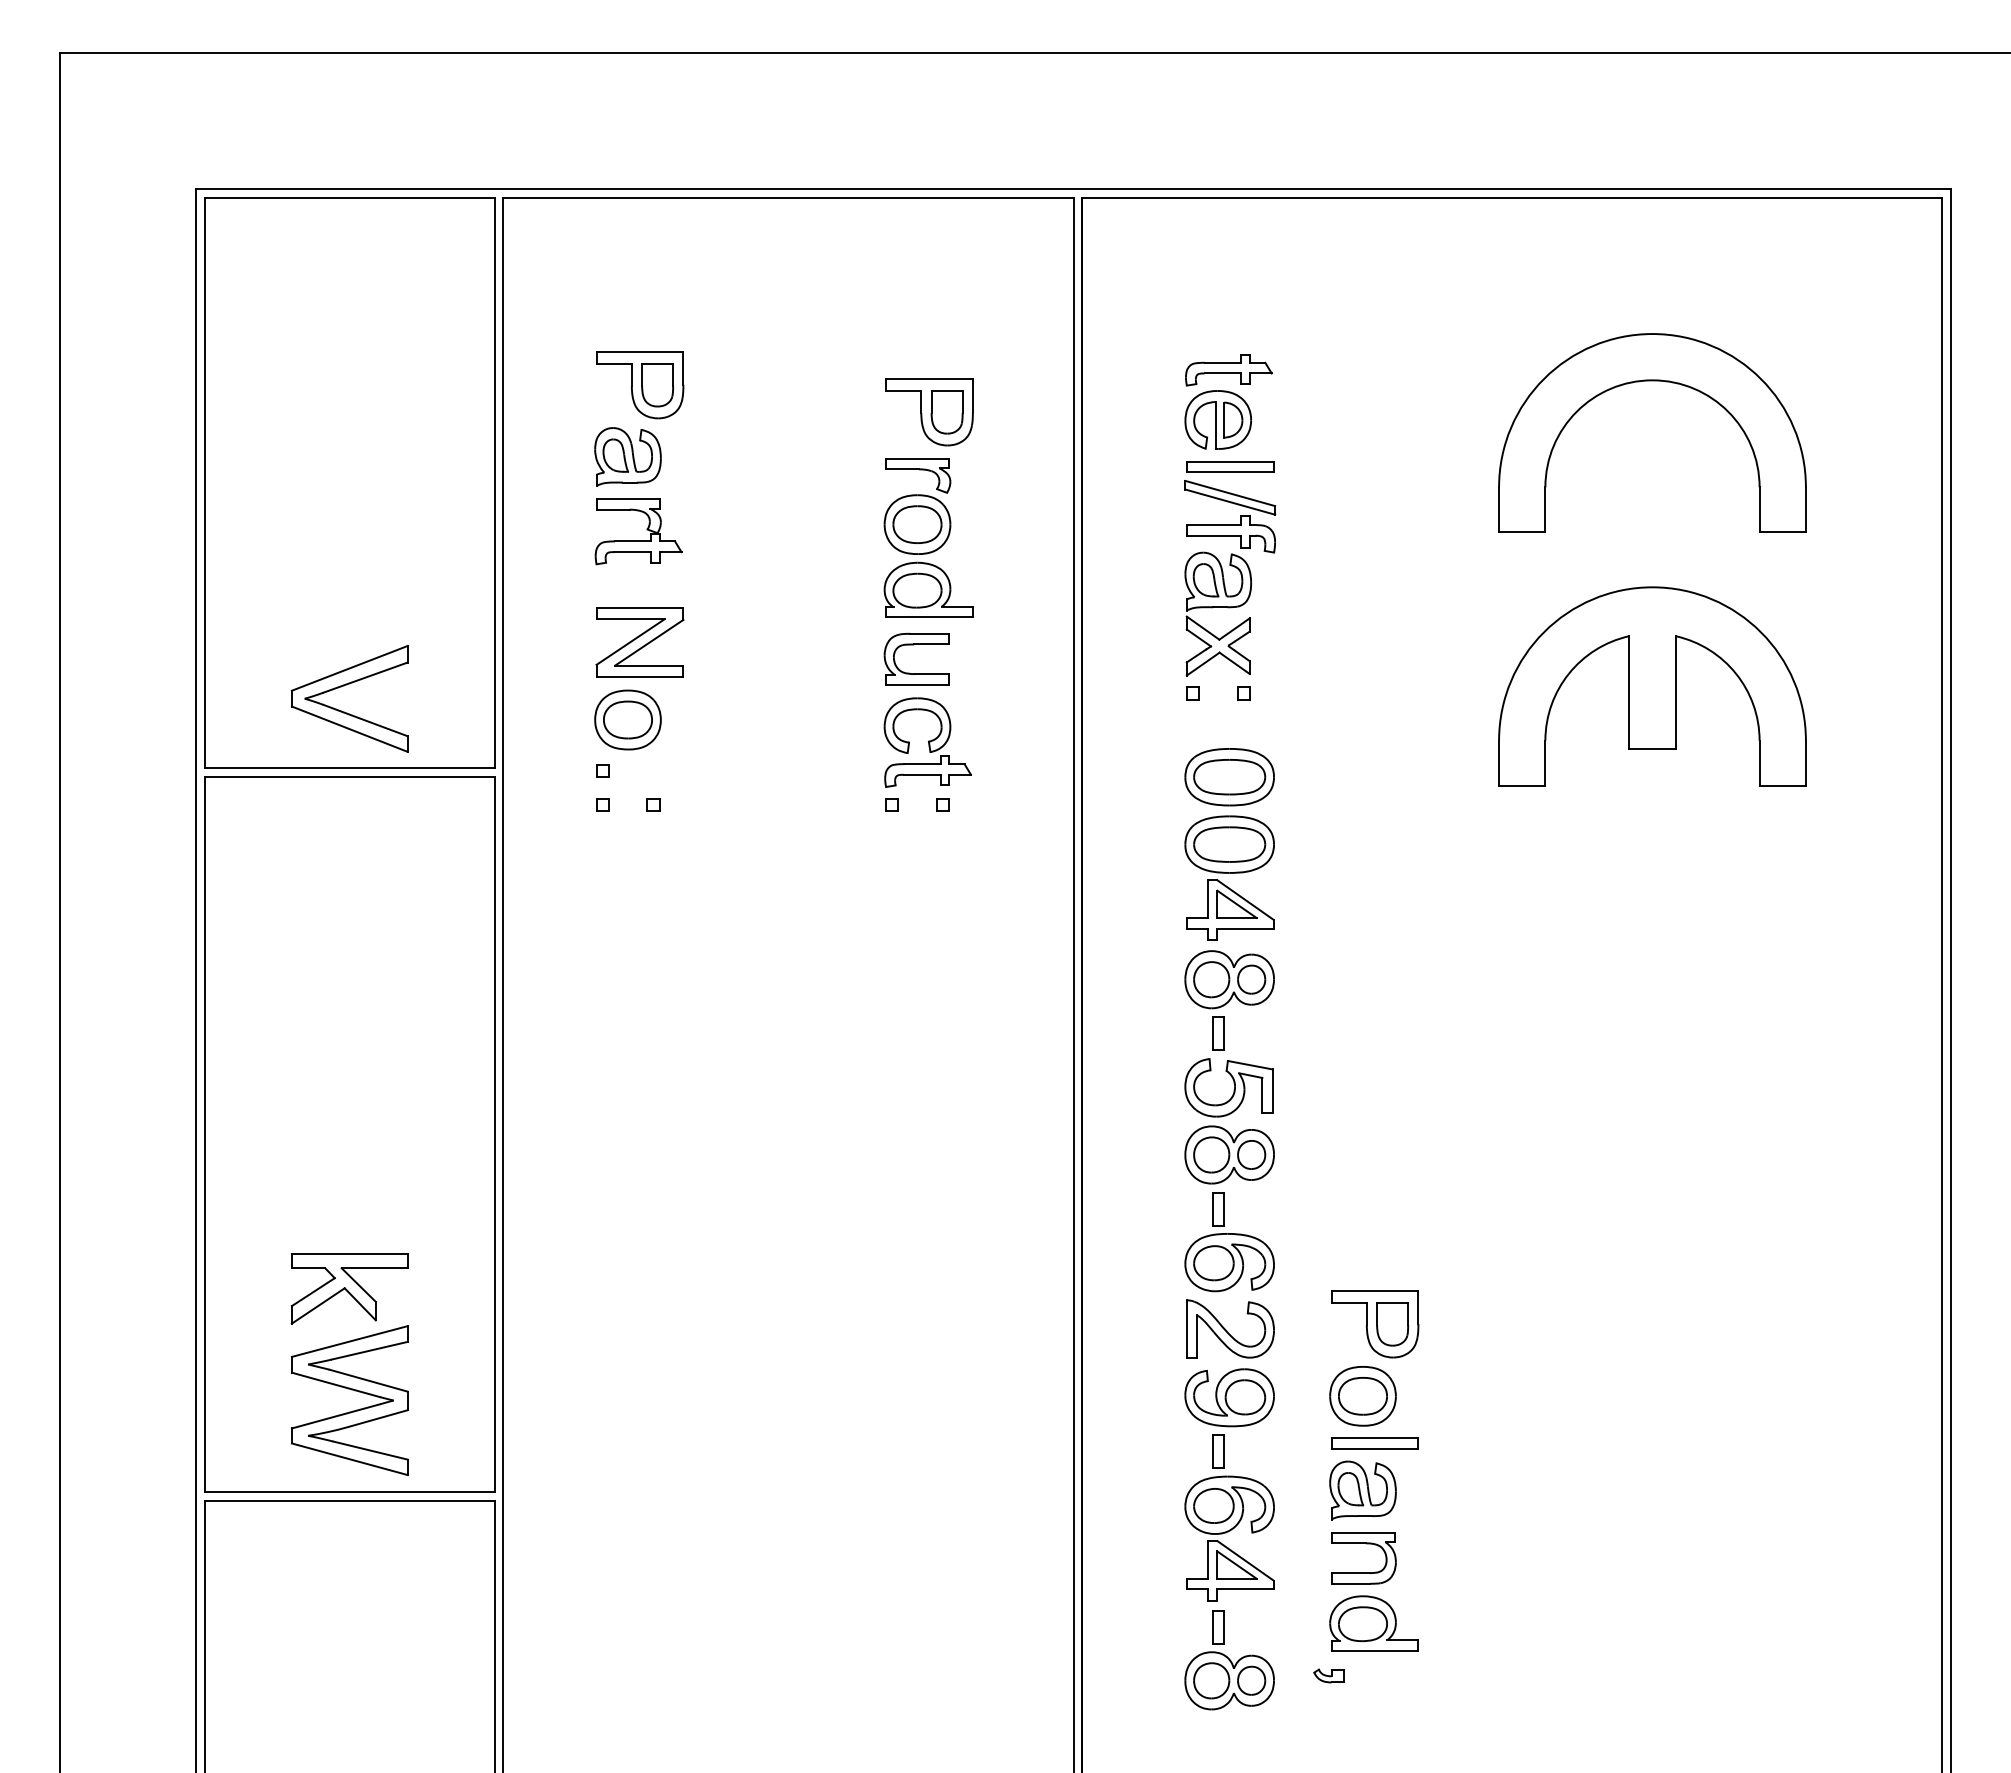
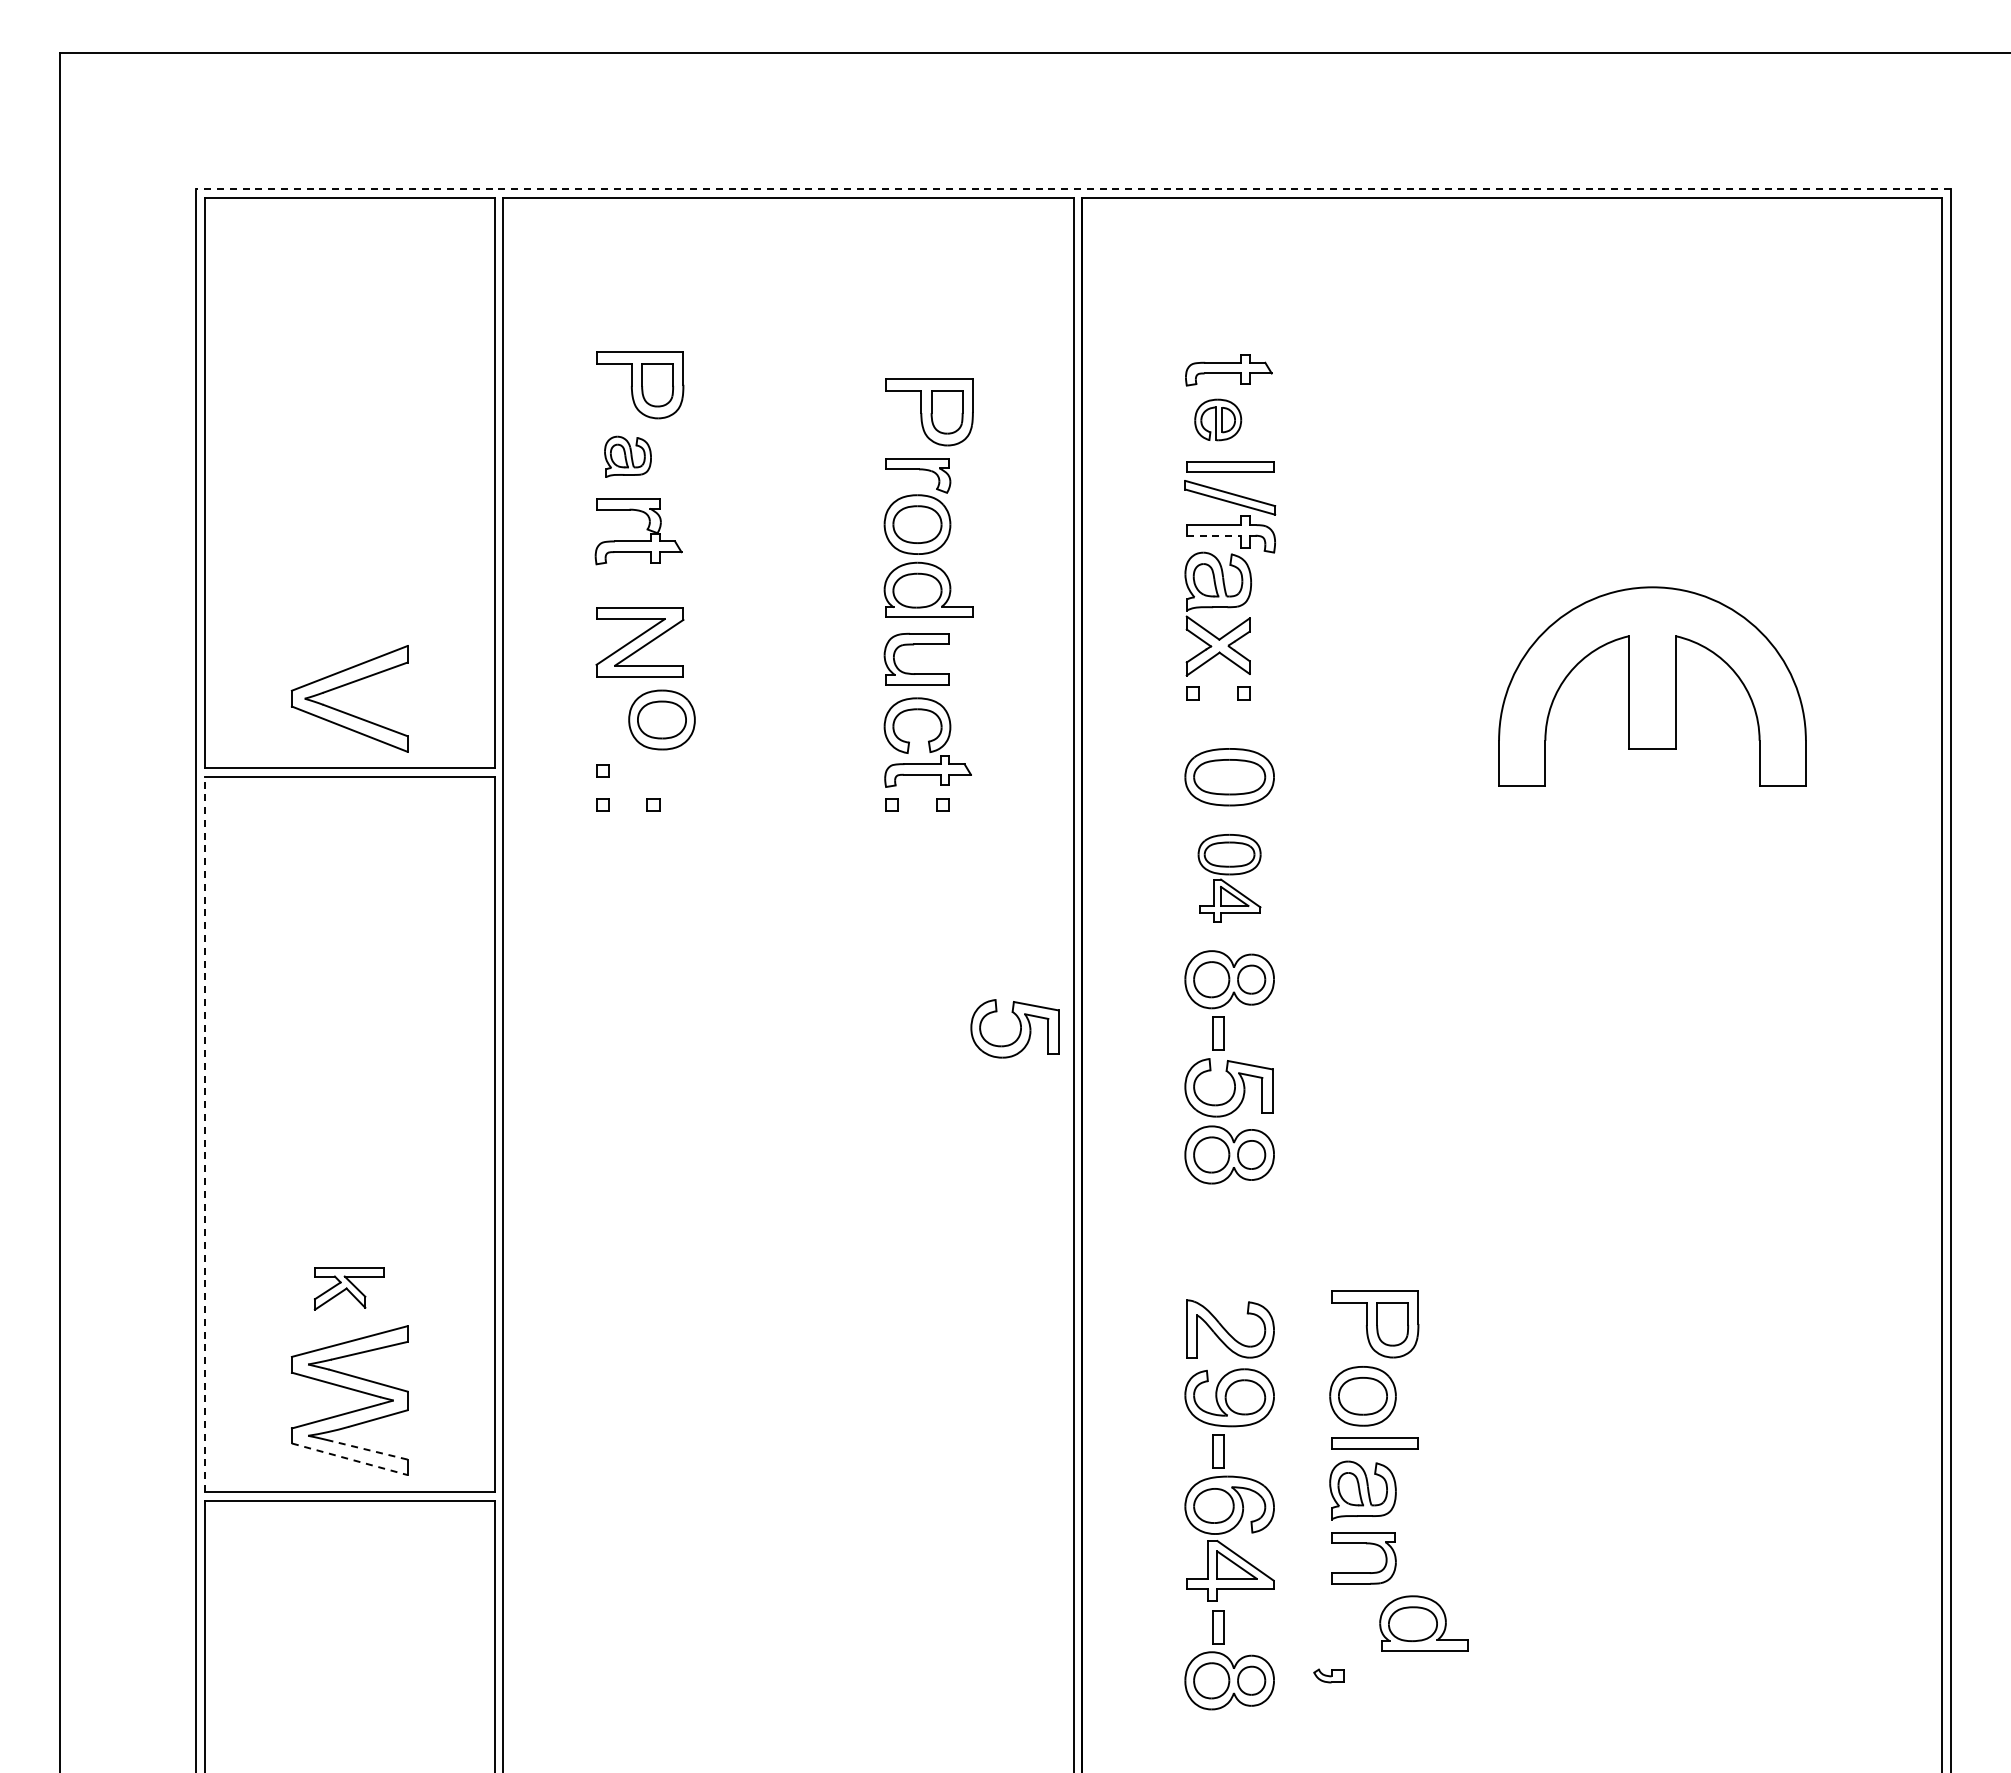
line: solid -> dashed (1073, 189)
part: present -> none (1652, 381)
part size: 68x60 px -> 49x44 px (1218, 419)
part size: 68x60 px -> 48x43 px (627, 456)
line: solid -> dashed (1214, 535)
part position: (627, 719) -> (661, 719) (661, 719)
part size: 91x126 px -> 65x89 px (1229, 878)
part: none -> present (1014, 1028)
line: solid -> dashed (205, 1134)
part: present -> none (1229, 1242)
part size: 119x72 px -> 72x44 px (348, 1288)
line: solid -> dashed (370, 1450)
line: solid -> dashed (350, 1459)
part position: (1373, 1623) -> (1423, 1623) (1423, 1623)
